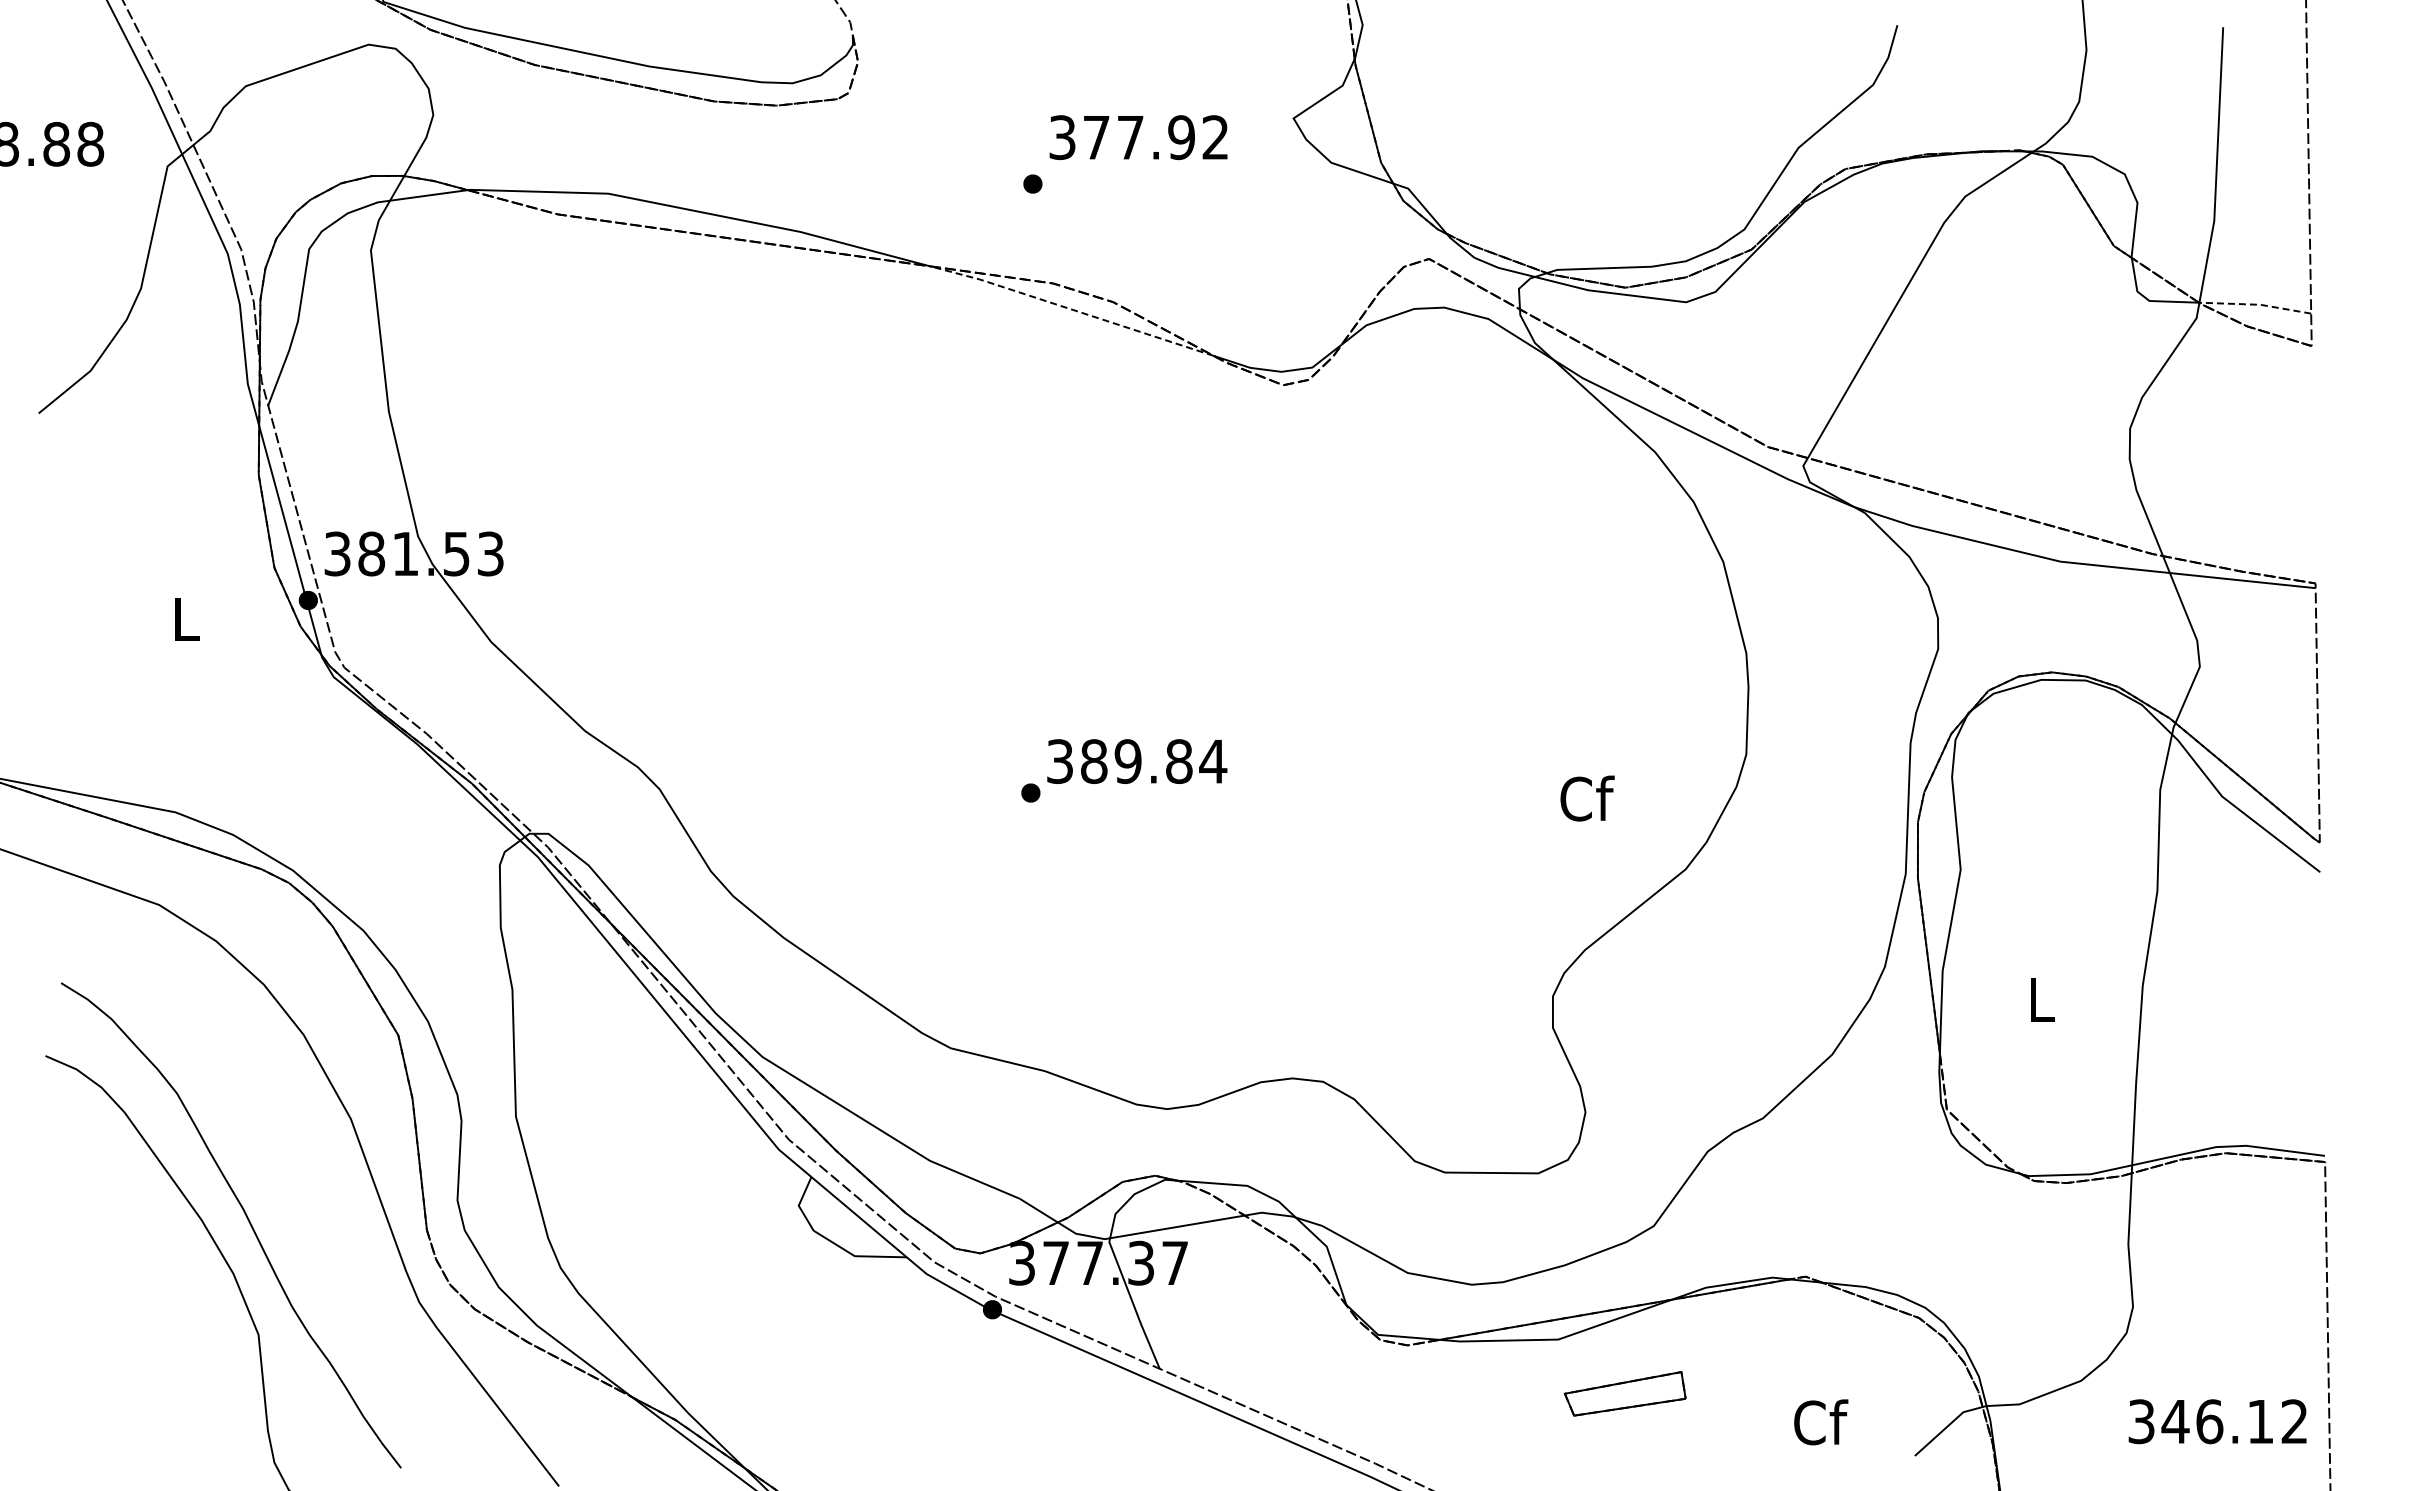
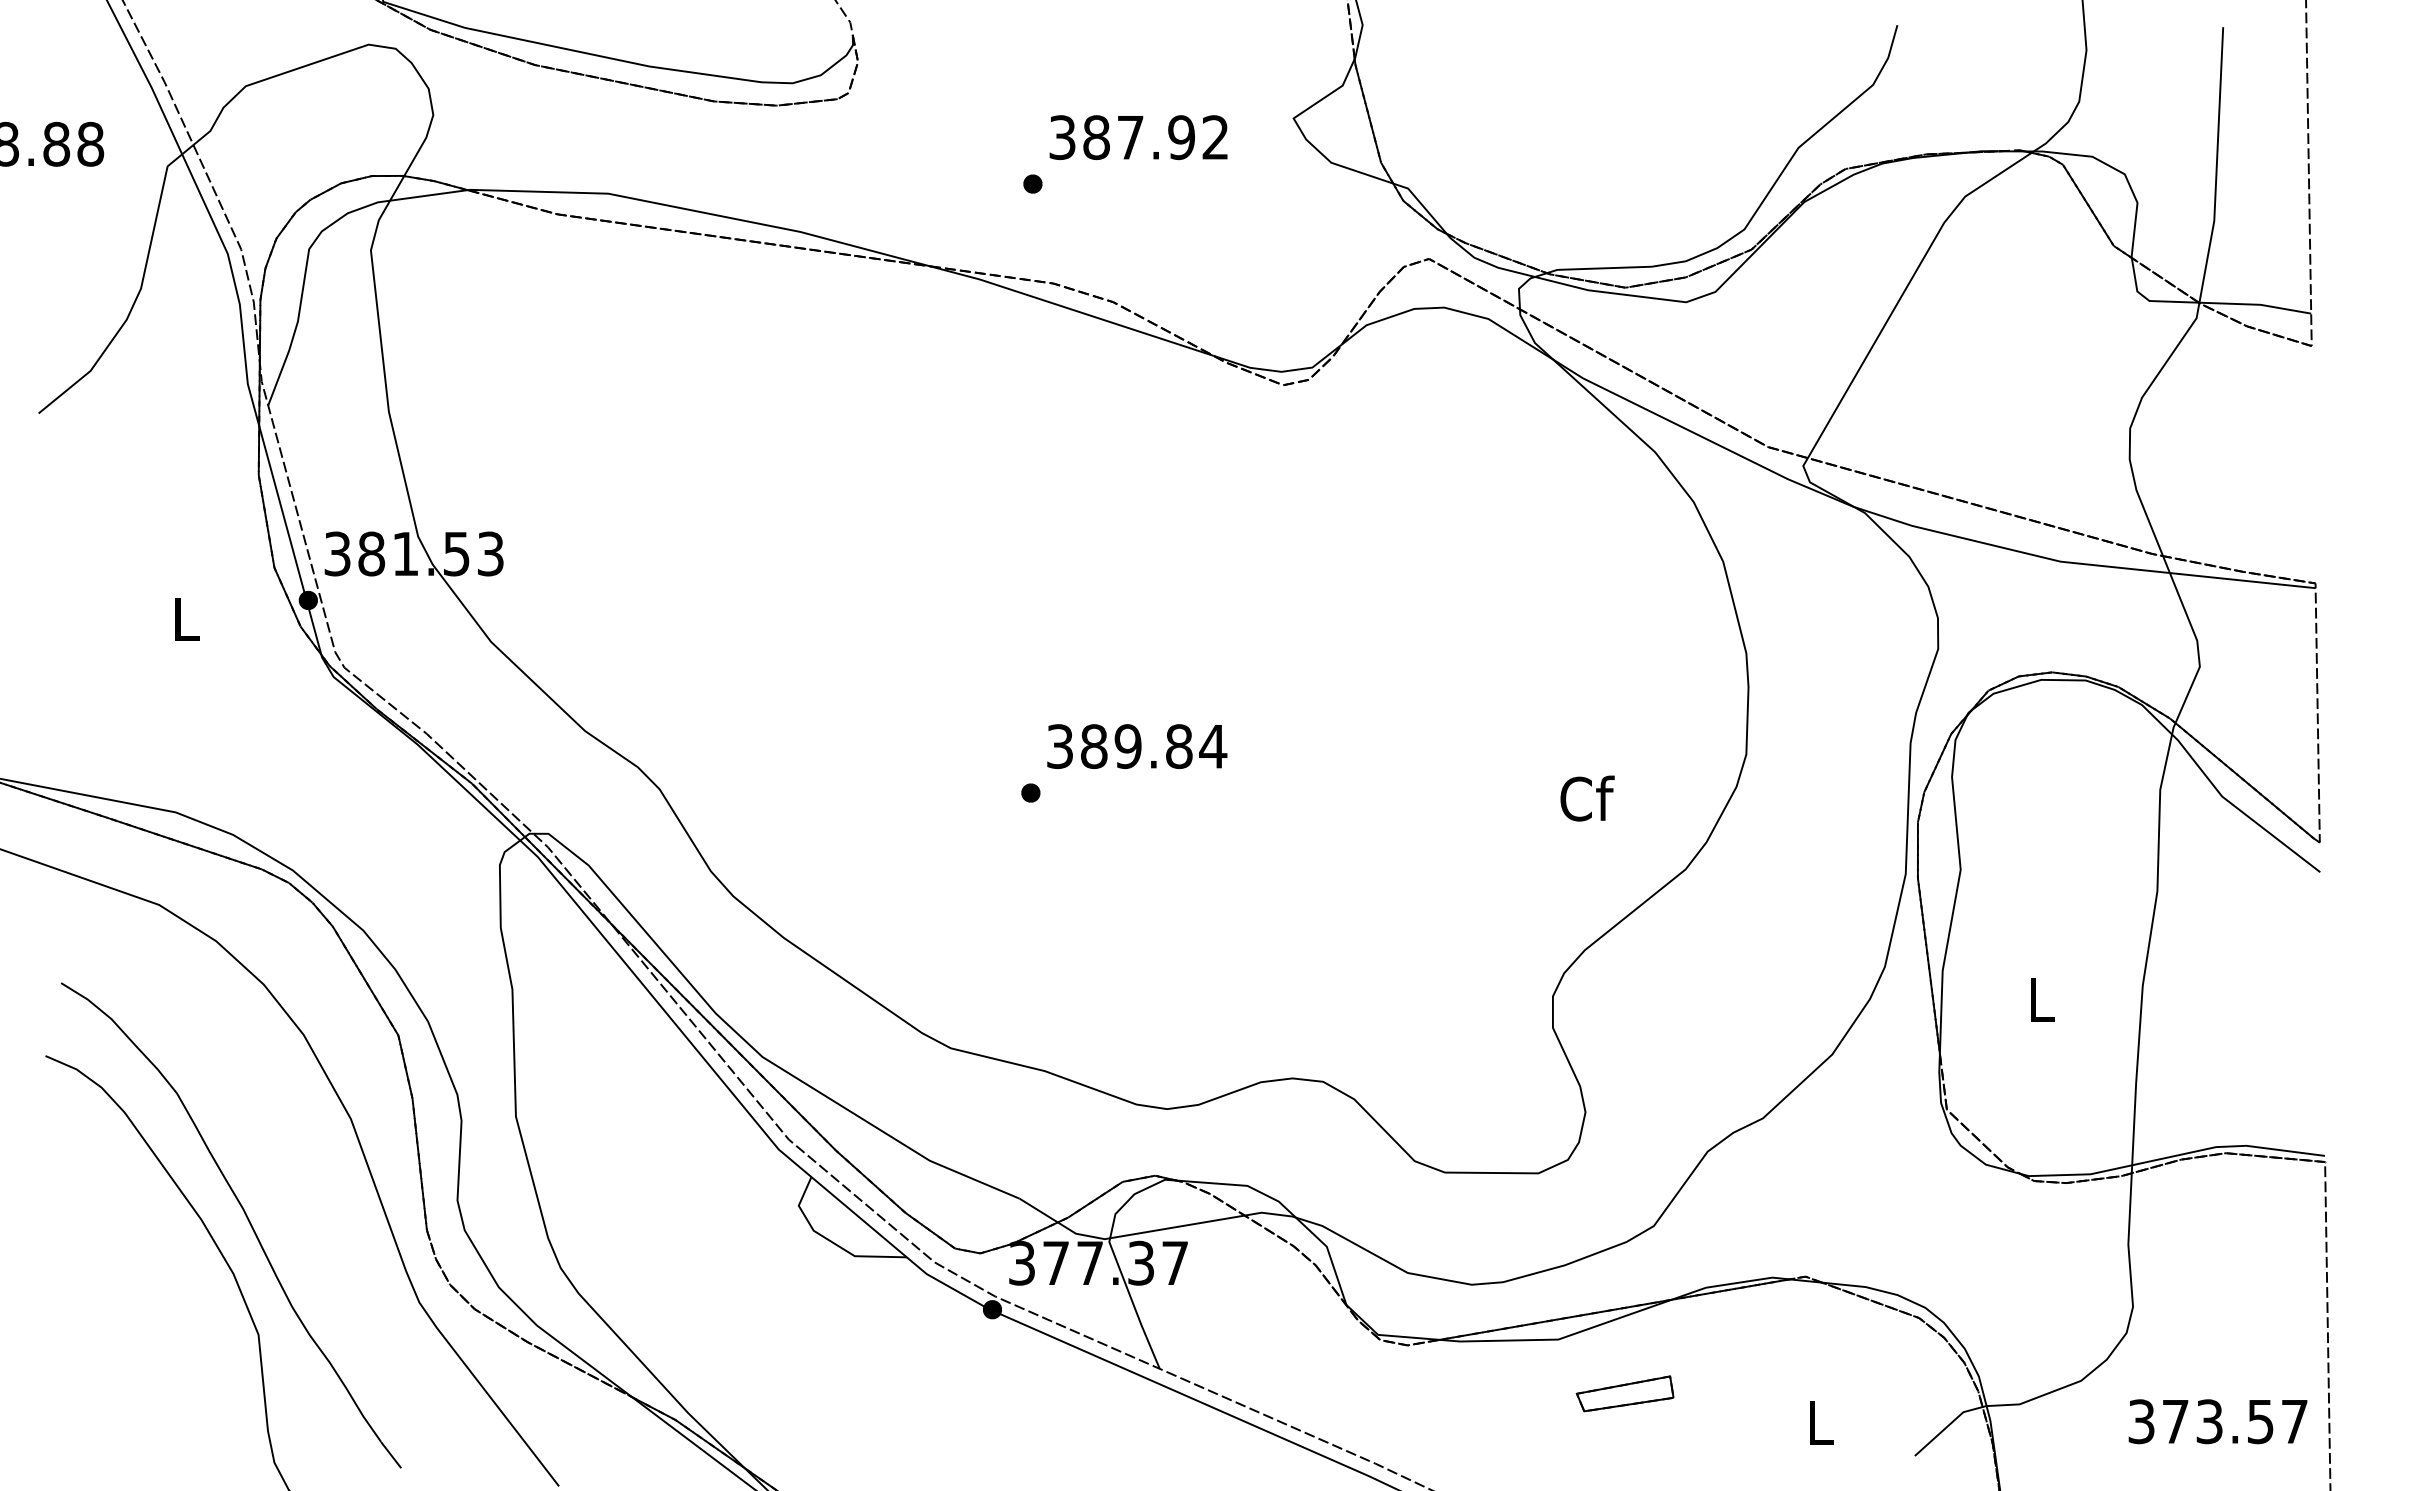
text: 377.92 -> 387.92 (1096, 137)
line: dashed -> solid (2255, 304)
line: dashed -> solid (1071, 309)
text position: (1137, 761) -> (1137, 746) (1137, 746)
part size: 124x46 px -> 100x38 px (1624, 1393)
text: 346.12 -> 373.57 (2234, 1421)
text: Cf -> L (1821, 1422)
